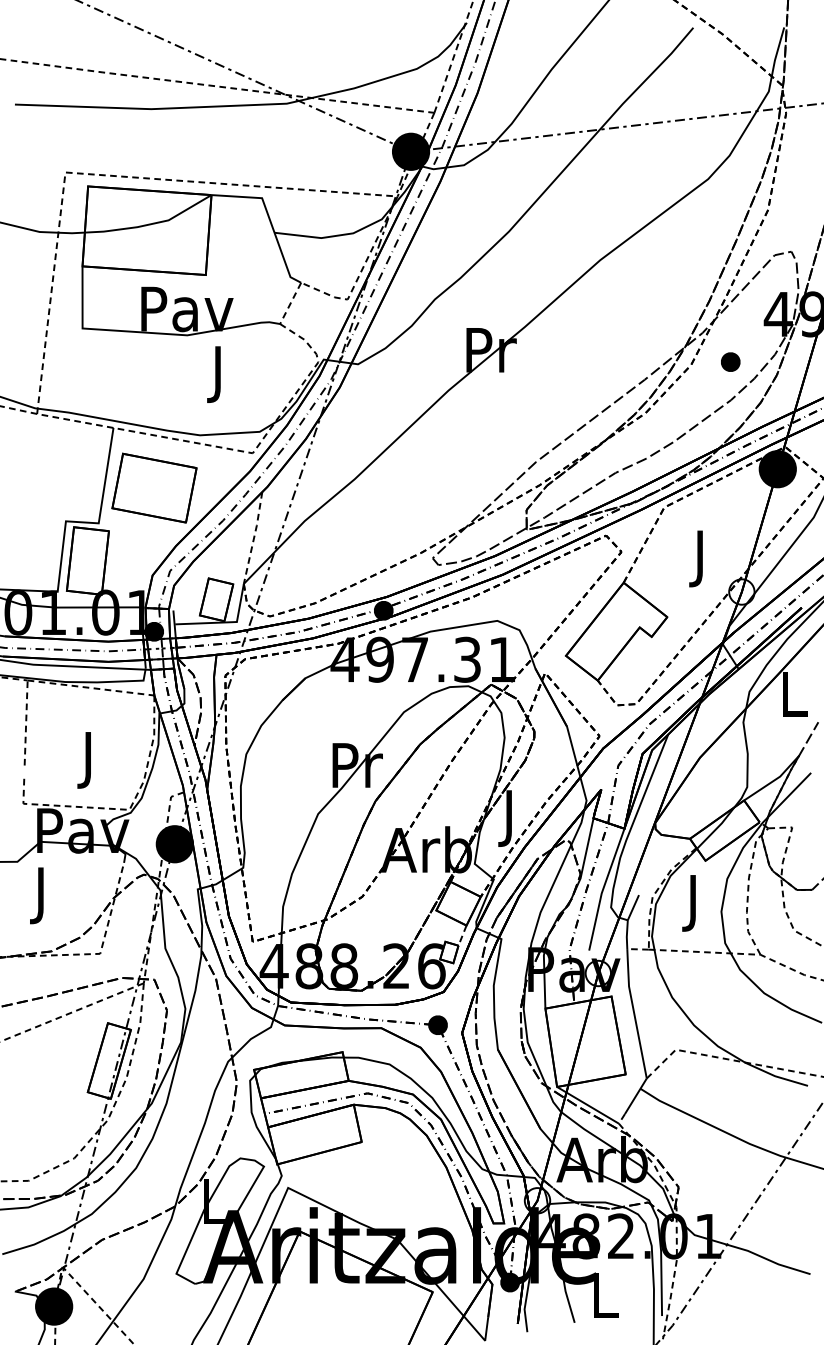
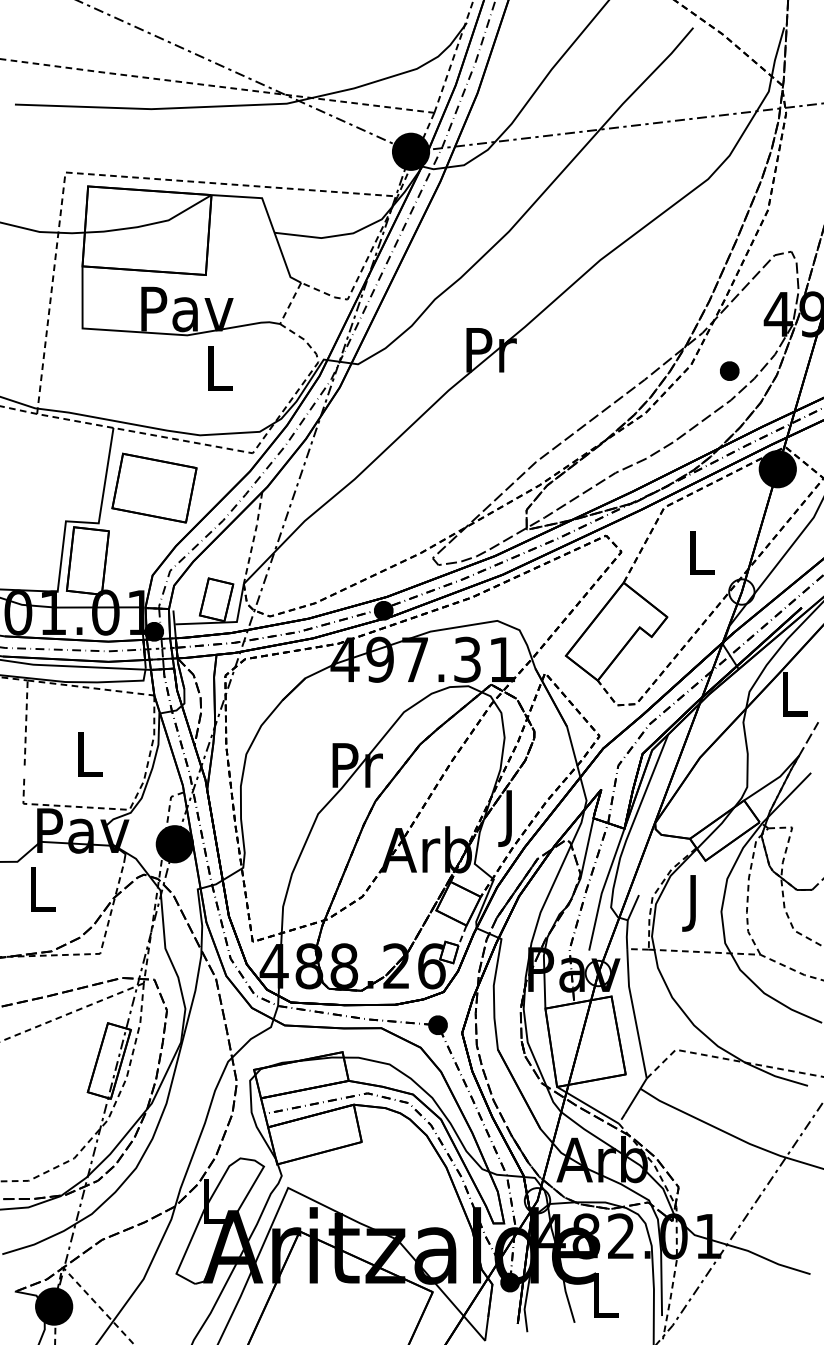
part position: (730, 361) -> (729, 370) (729, 370)
text: J -> L (219, 374)
text: J -> L (701, 558)
text: J -> L (89, 760)
text: J -> L (42, 895)
